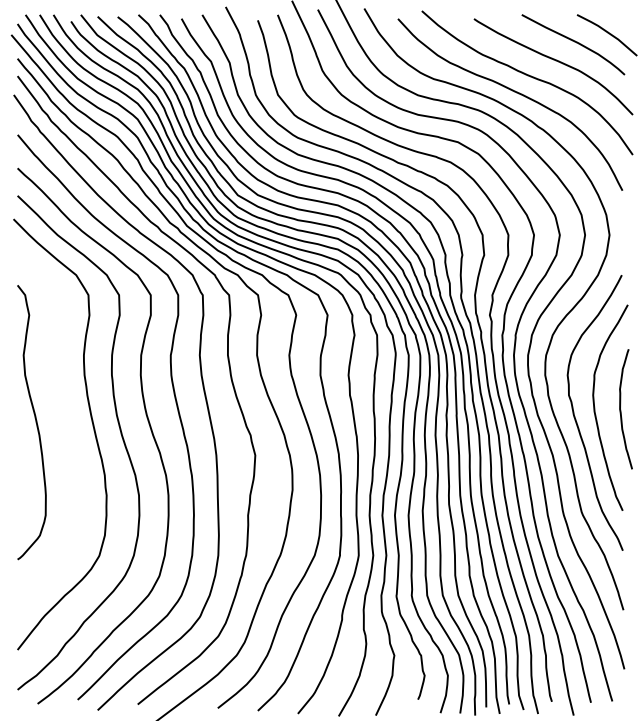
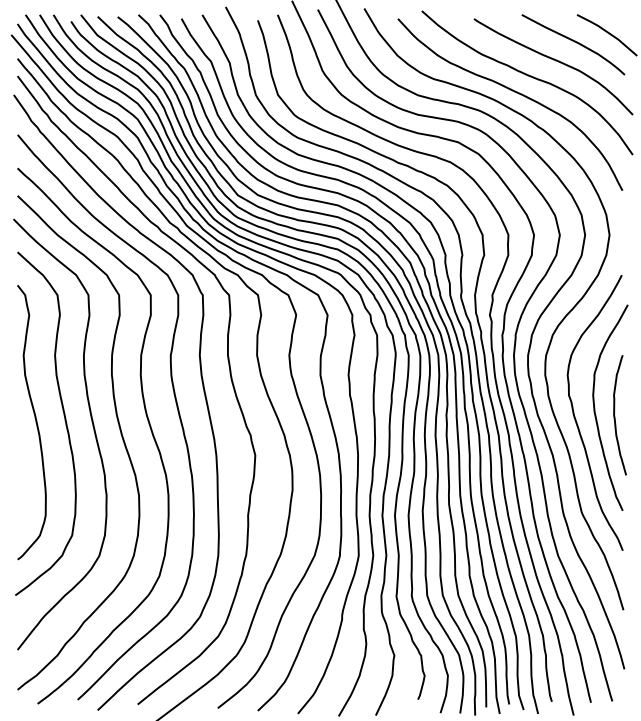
curve position: (621, 410) -> (615, 416) (615, 416)
curve: none -> present (64, 420)
